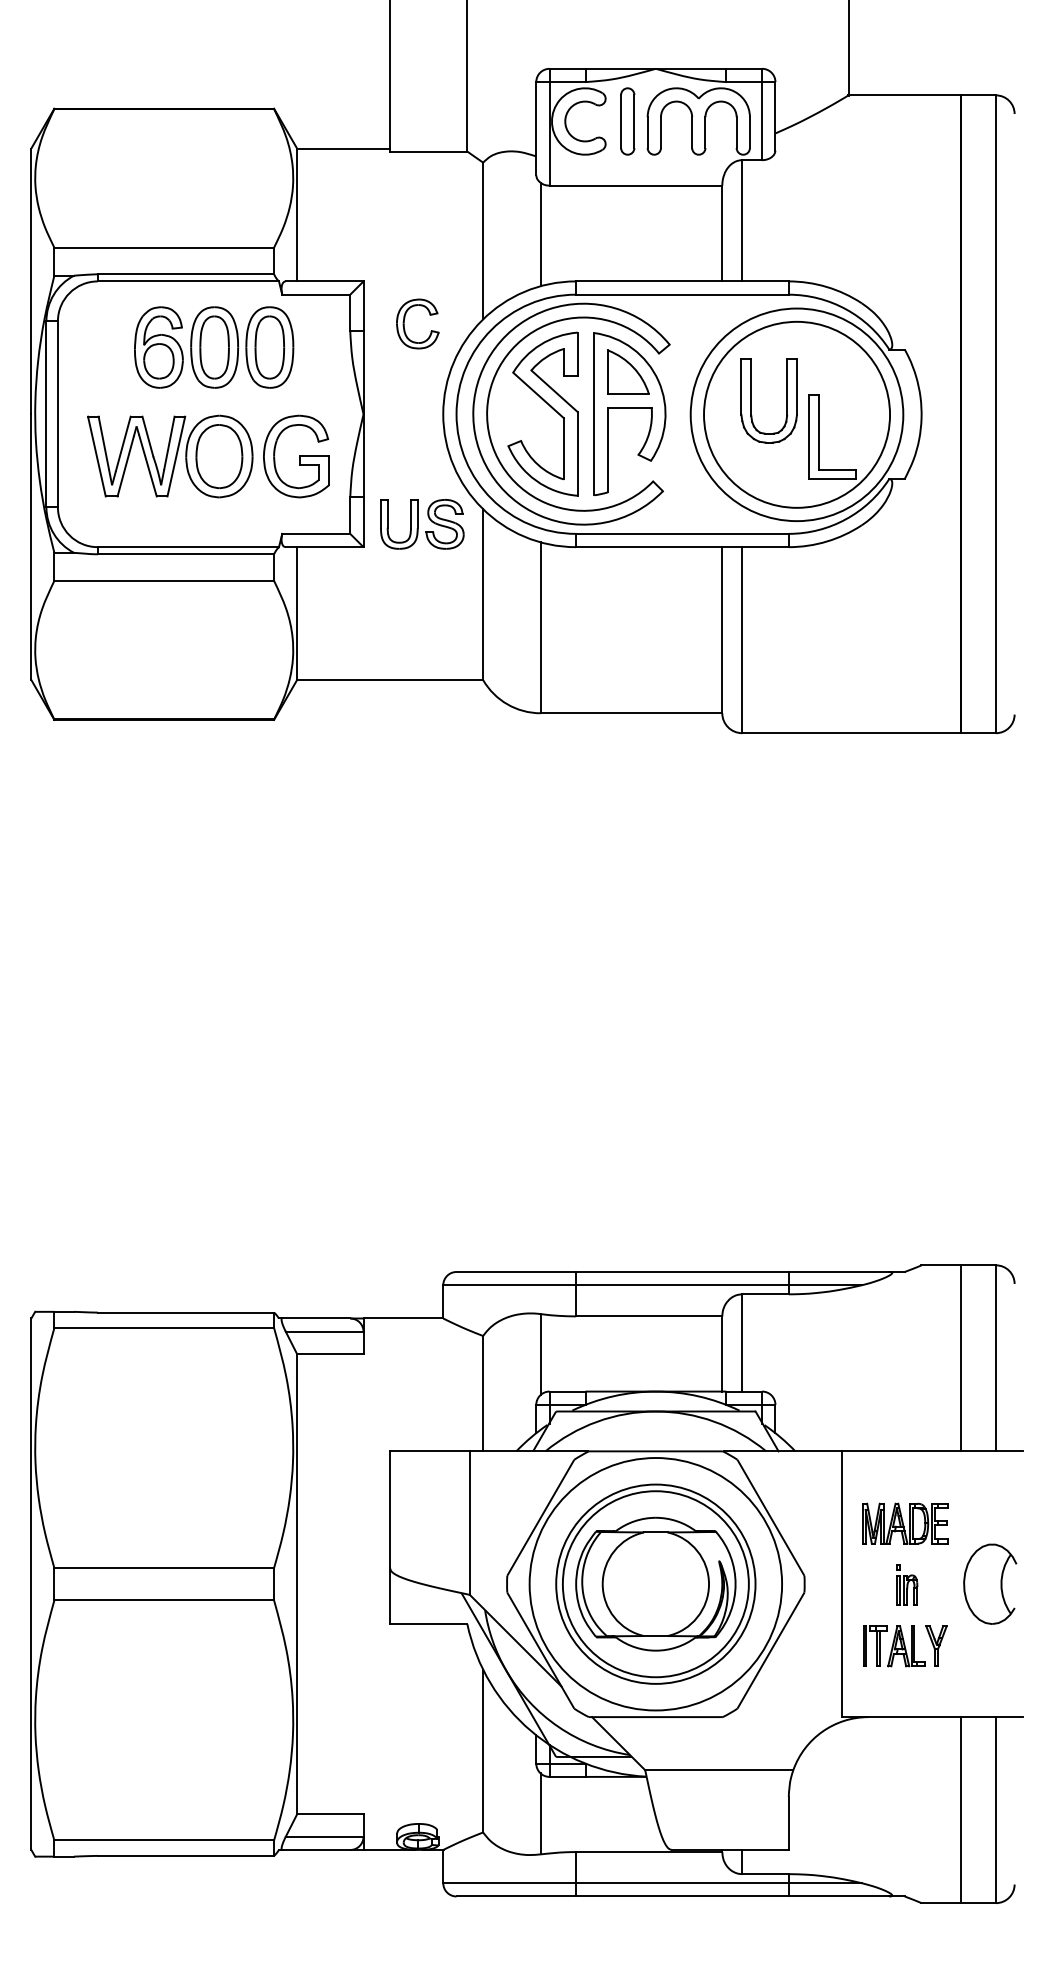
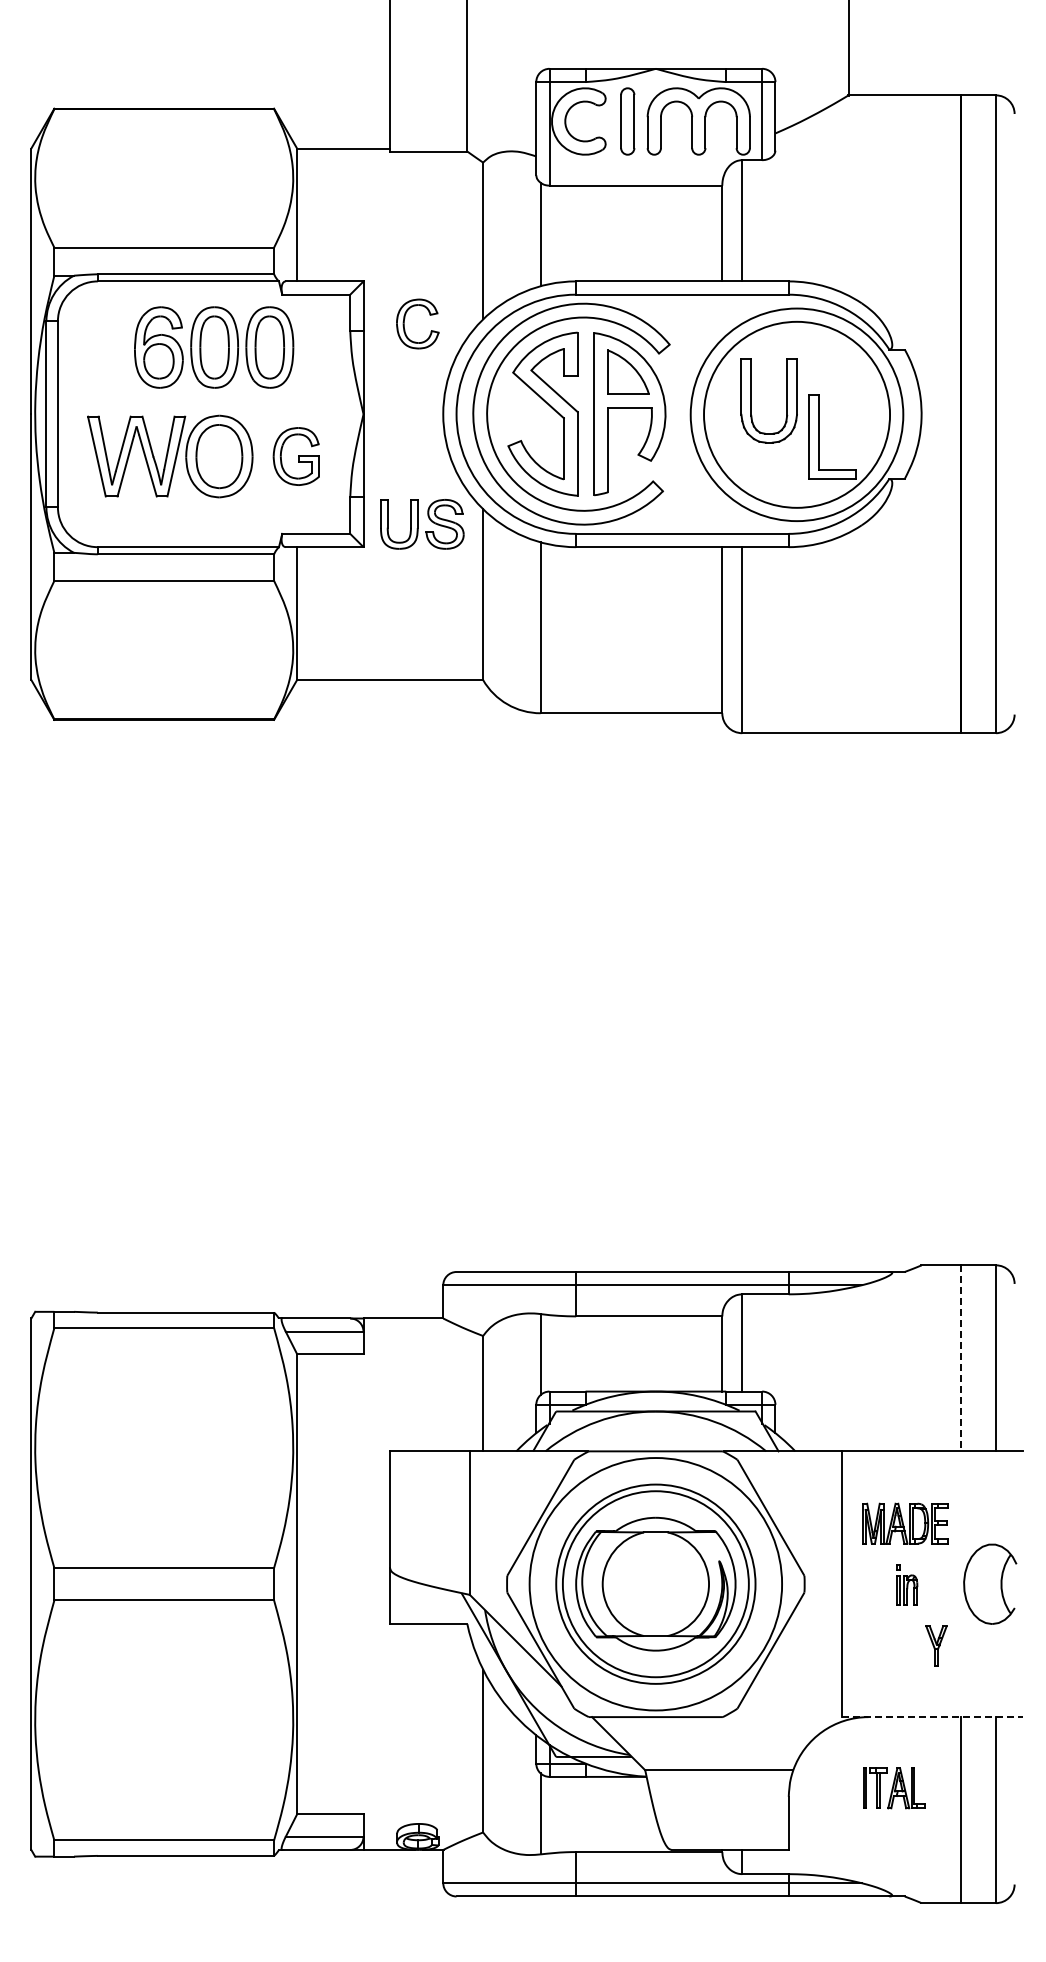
part size: 67x85 px -> 48x59 px (295, 456)
line: solid -> dashed (961, 1358)
part position: (894, 1646) -> (894, 1788) (894, 1788)
line: solid -> dashed (932, 1717)
